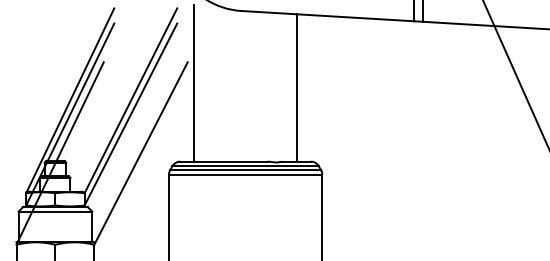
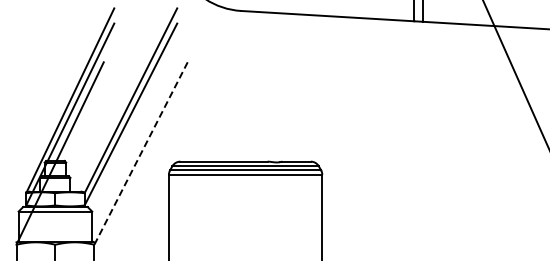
line: present -> none (194, 83)
line: present -> none (297, 87)
line: solid -> dashed (140, 153)
